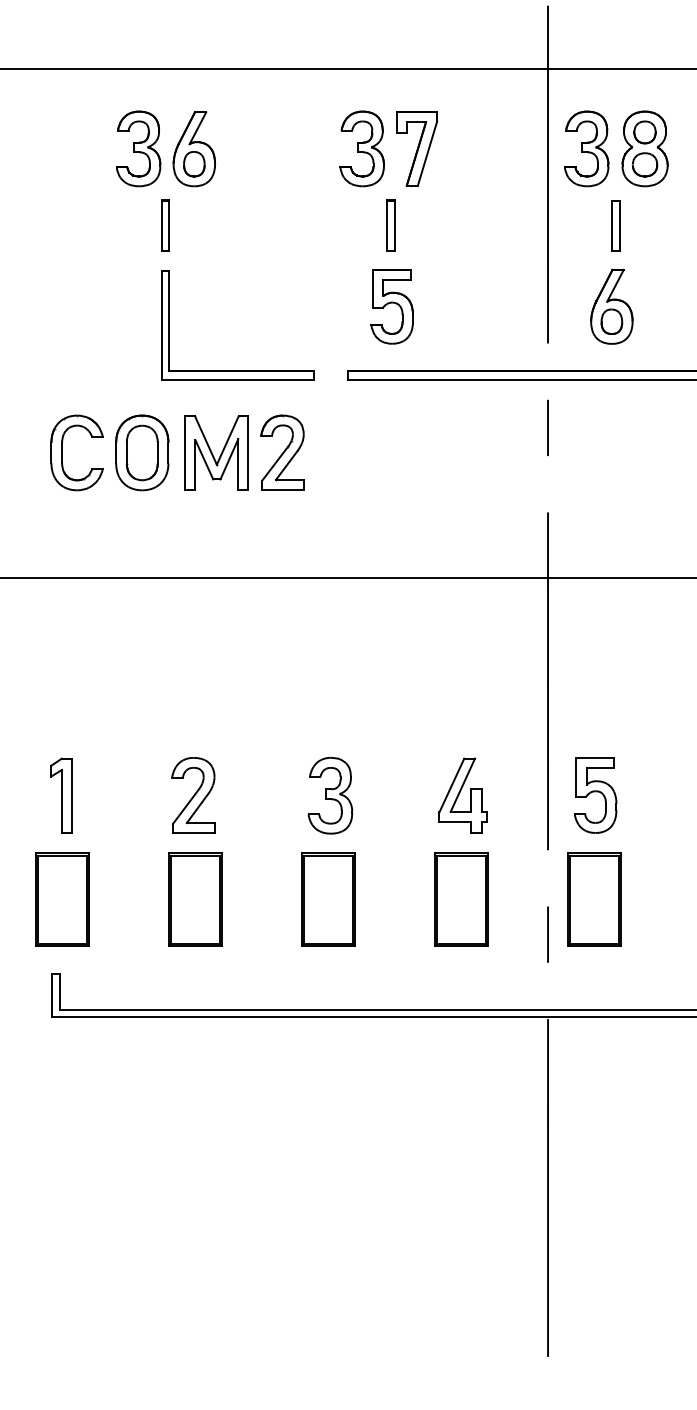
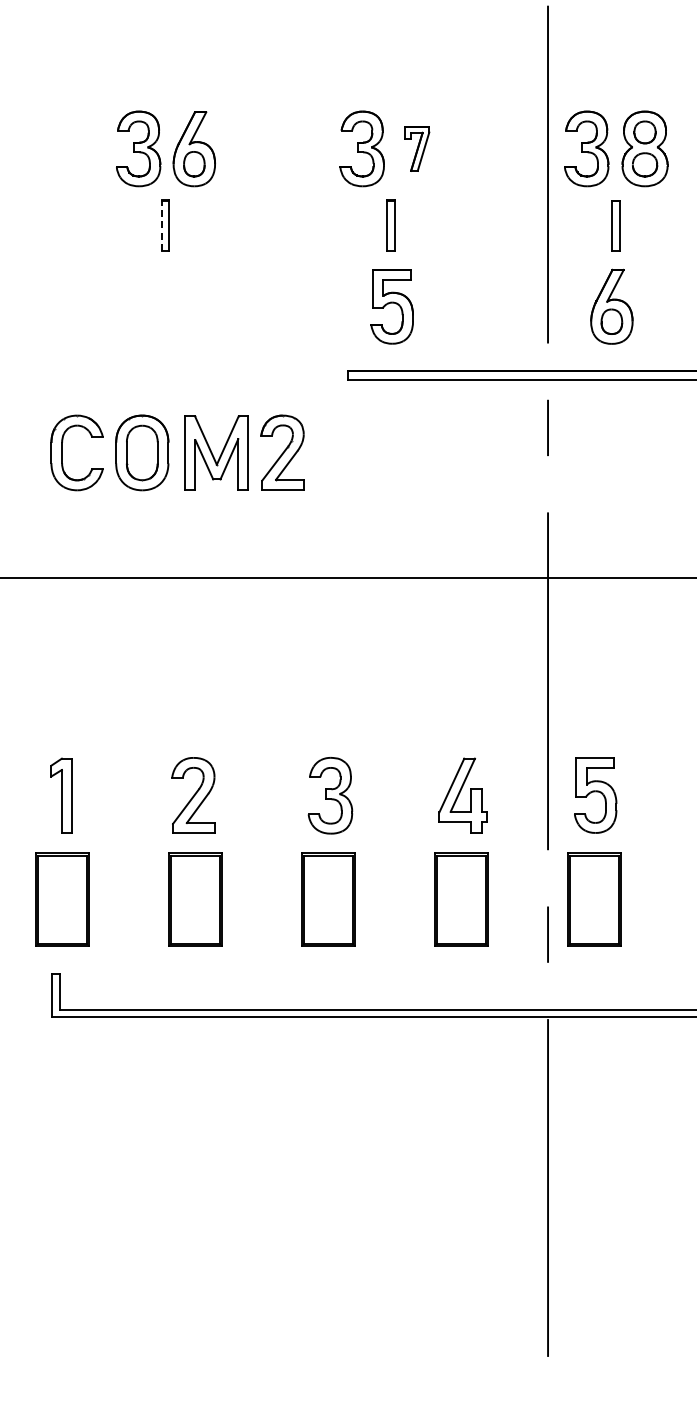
line: present -> none (347, 68)
part size: 43x76 px -> 27x46 px (417, 148)
line: solid -> dashed (161, 225)
part: present -> none (237, 370)
